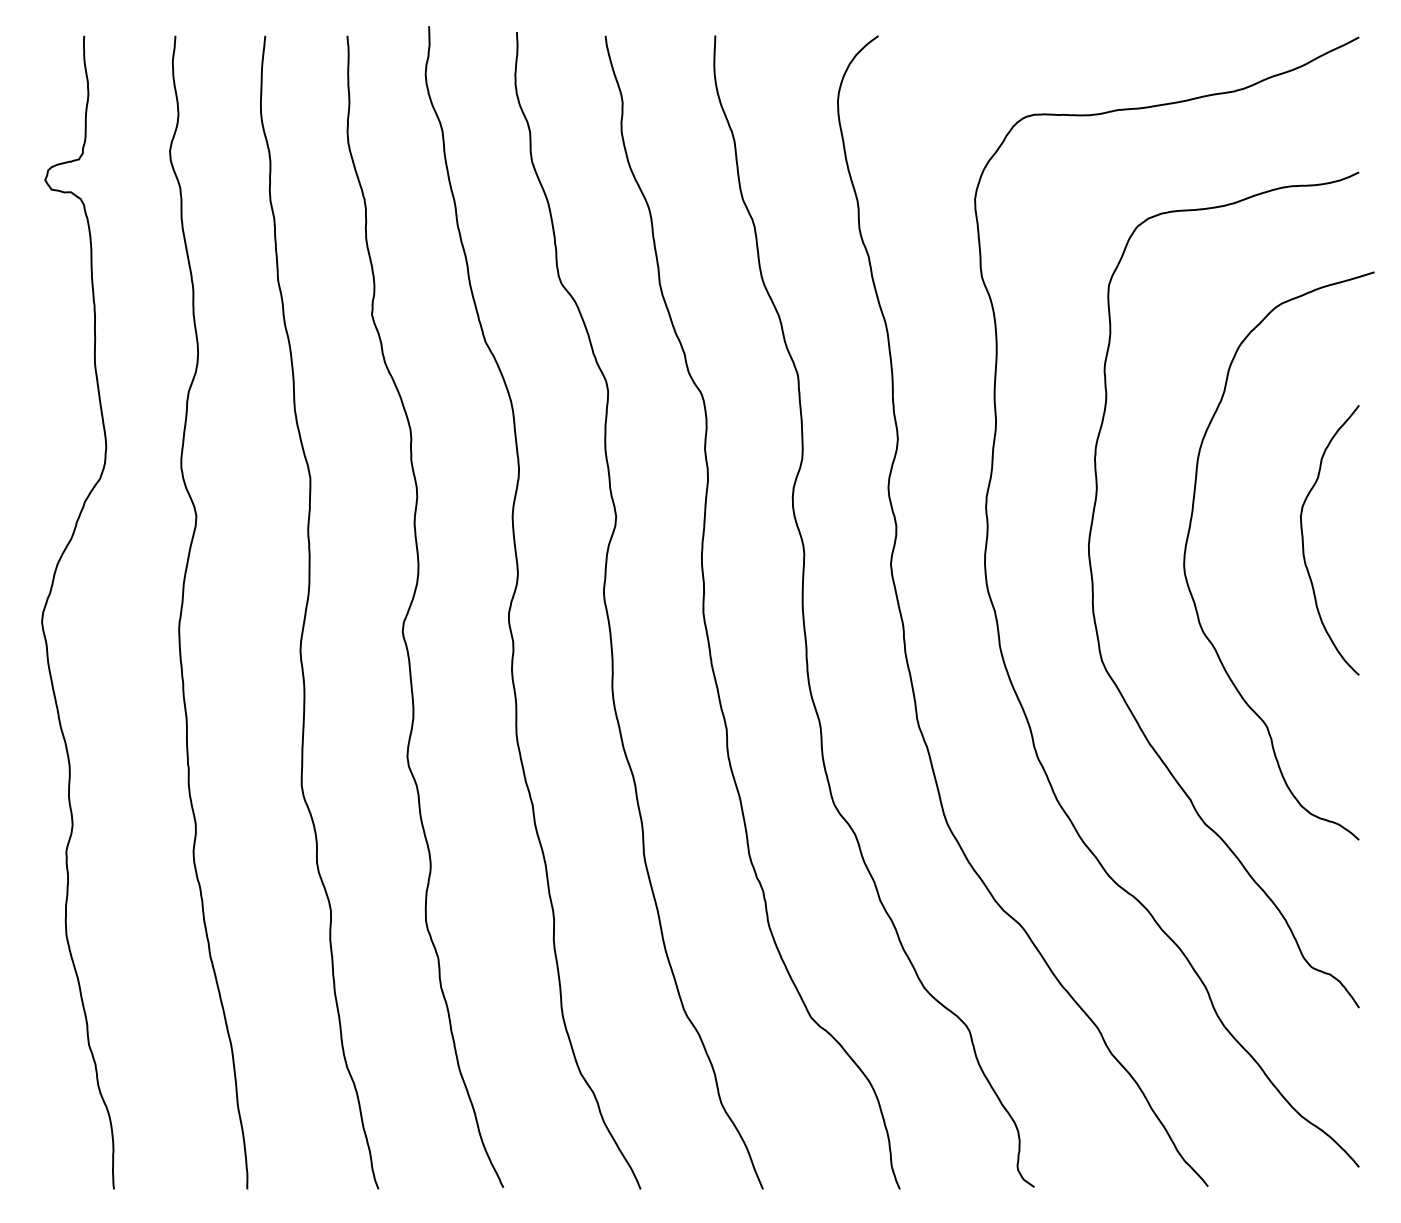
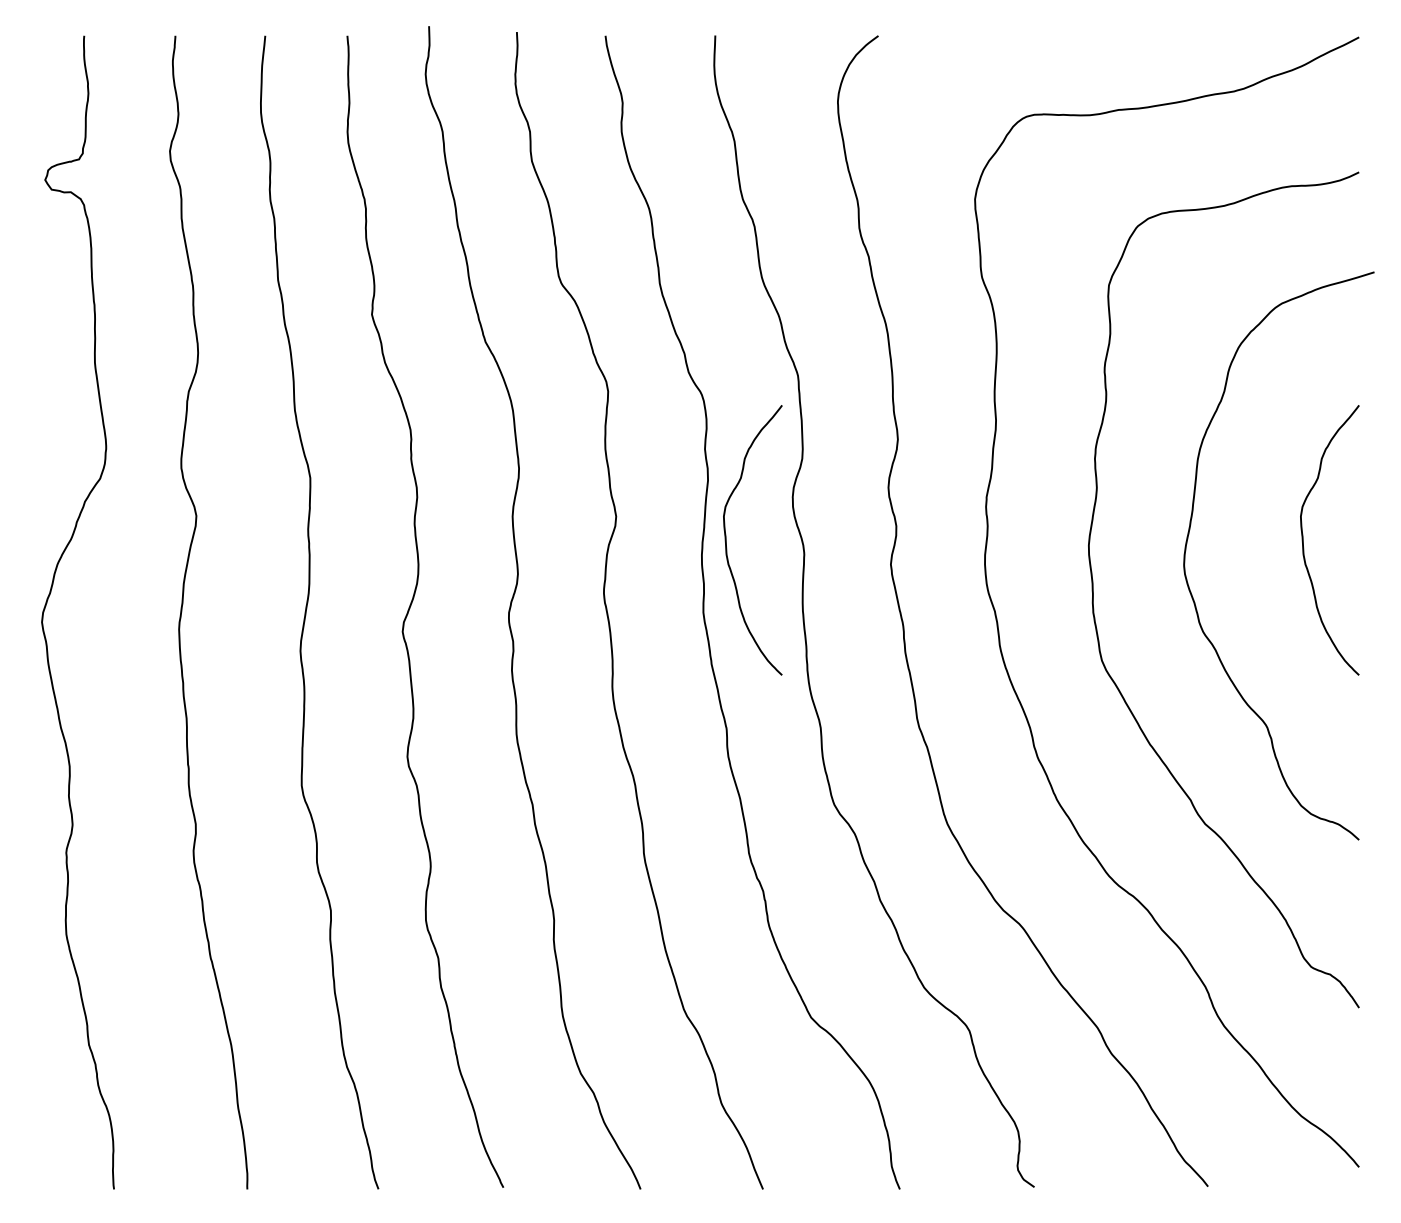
curve: none -> present (726, 540)
